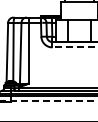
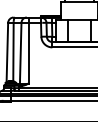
line: dashed -> solid (74, 47)
line: dashed -> solid (48, 100)
